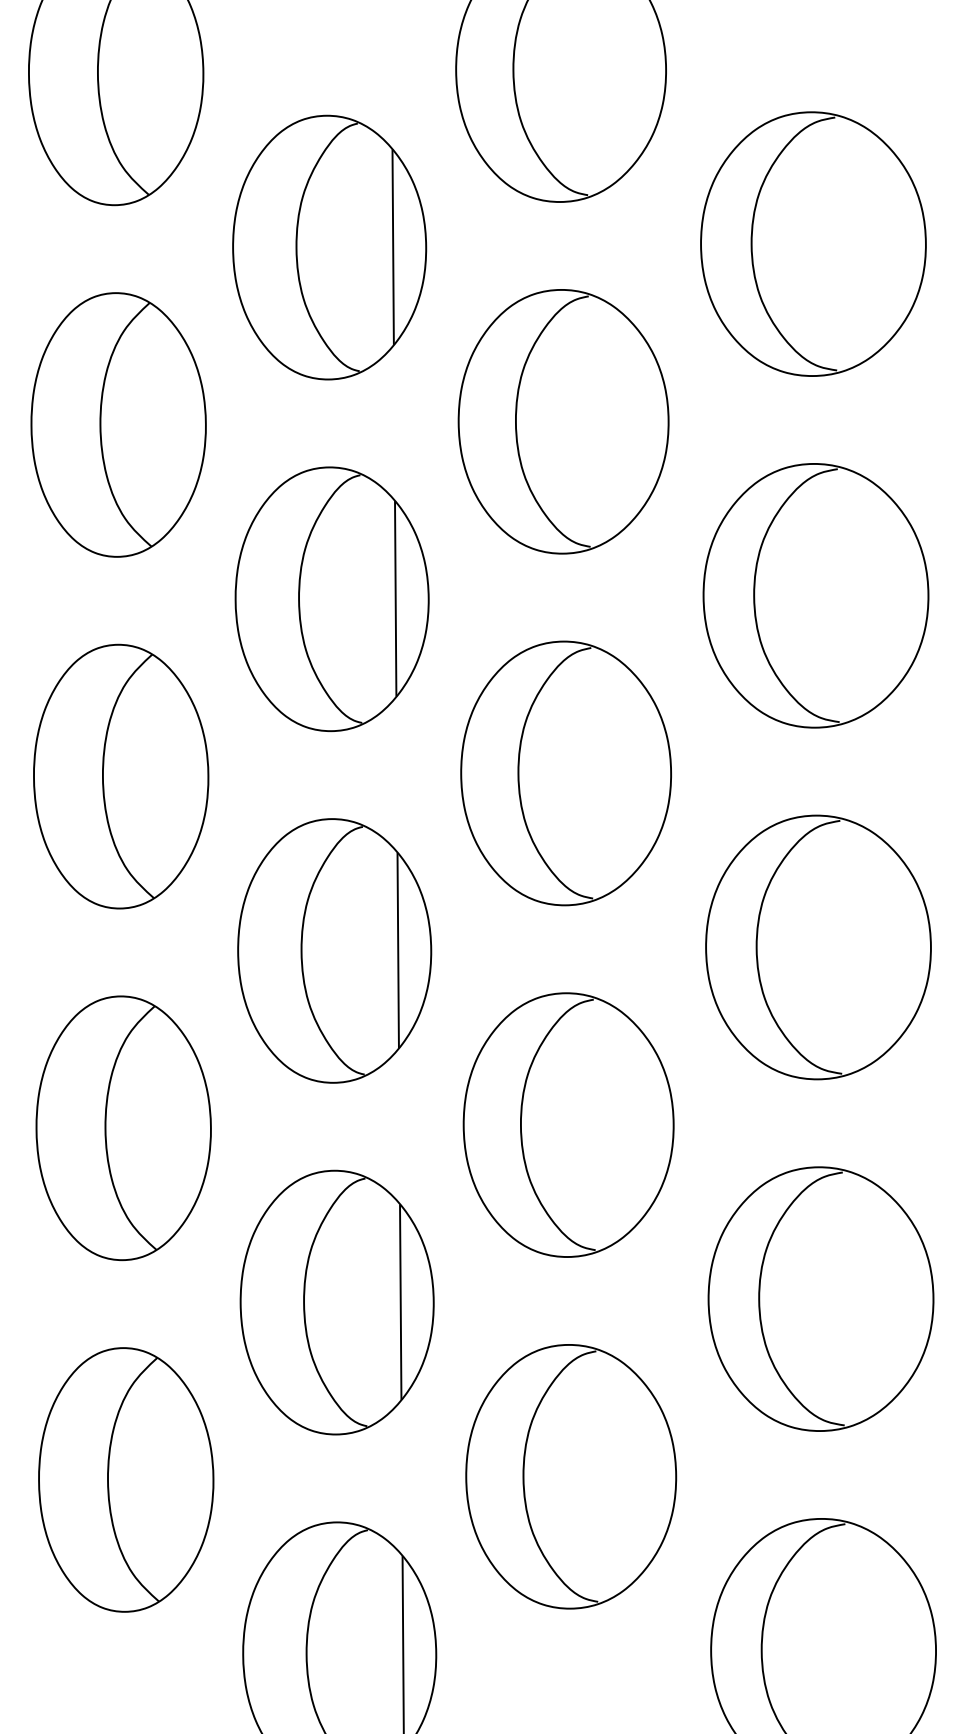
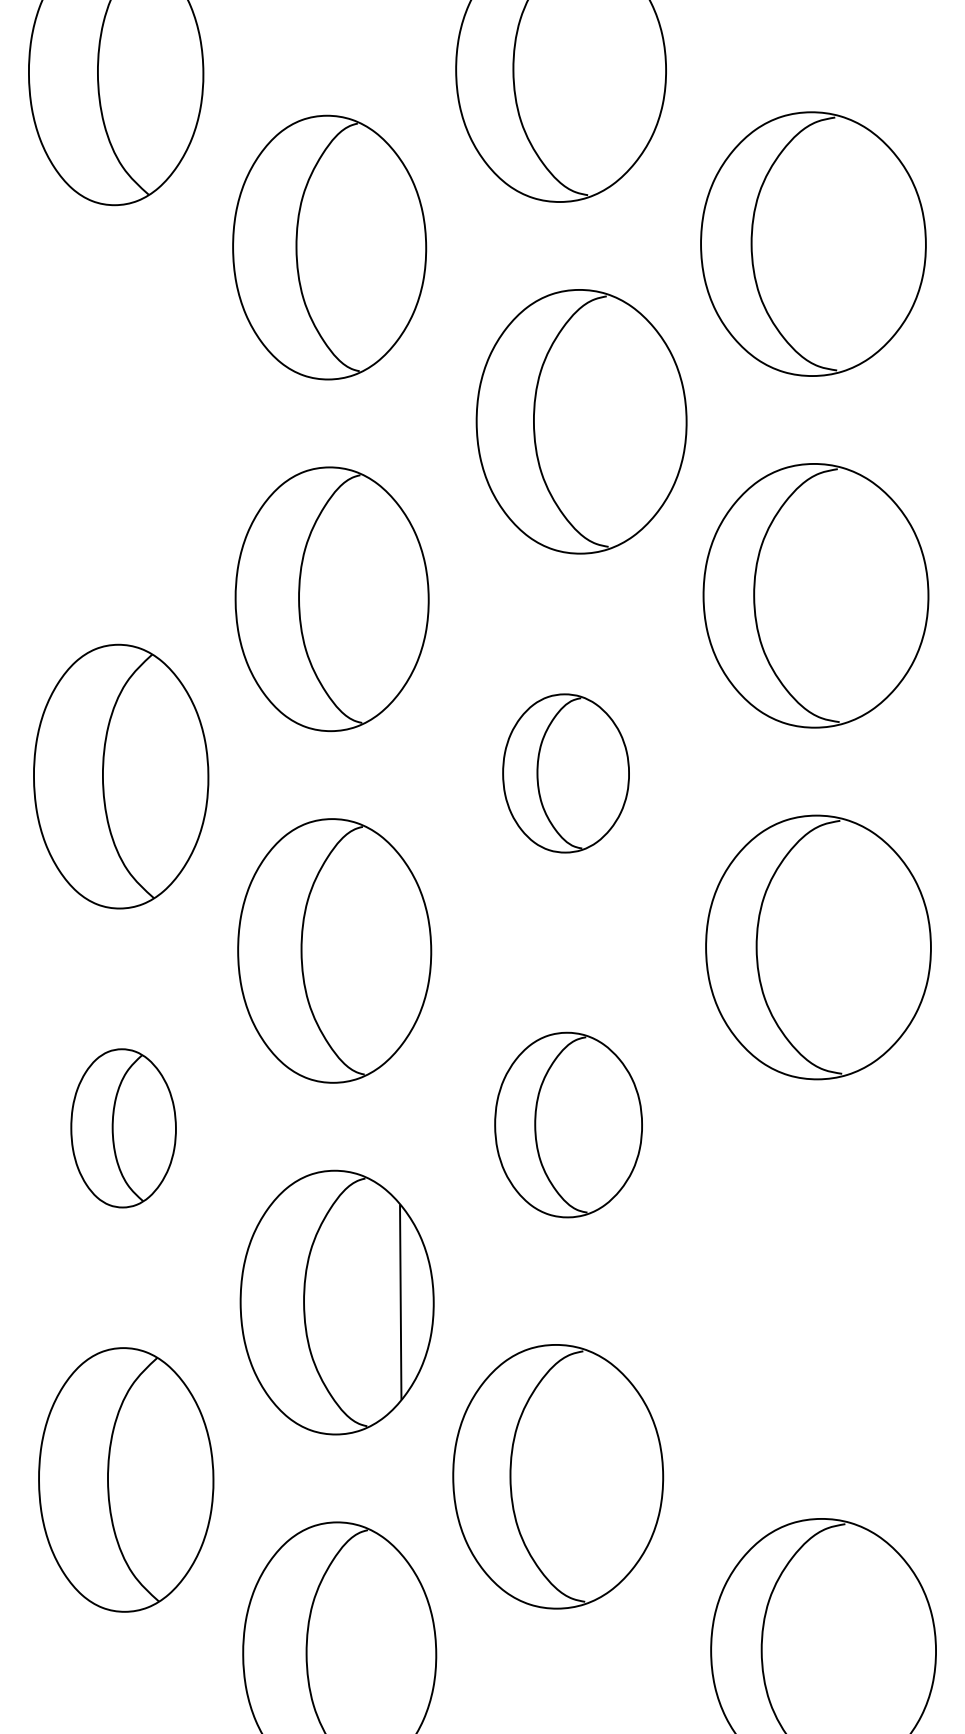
line: present -> none (392, 246)
part position: (563, 421) -> (581, 421) (581, 421)
part: present -> none (118, 424)
line: present -> none (395, 598)
part size: 212x267 px -> 128x161 px (565, 773)
line: present -> none (397, 950)
part size: 213x266 px -> 149x188 px (568, 1124)
part size: 177x267 px -> 107x161 px (123, 1128)
part: present -> none (820, 1298)
part position: (571, 1476) -> (558, 1476) (558, 1476)
line: present -> none (402, 1643)
